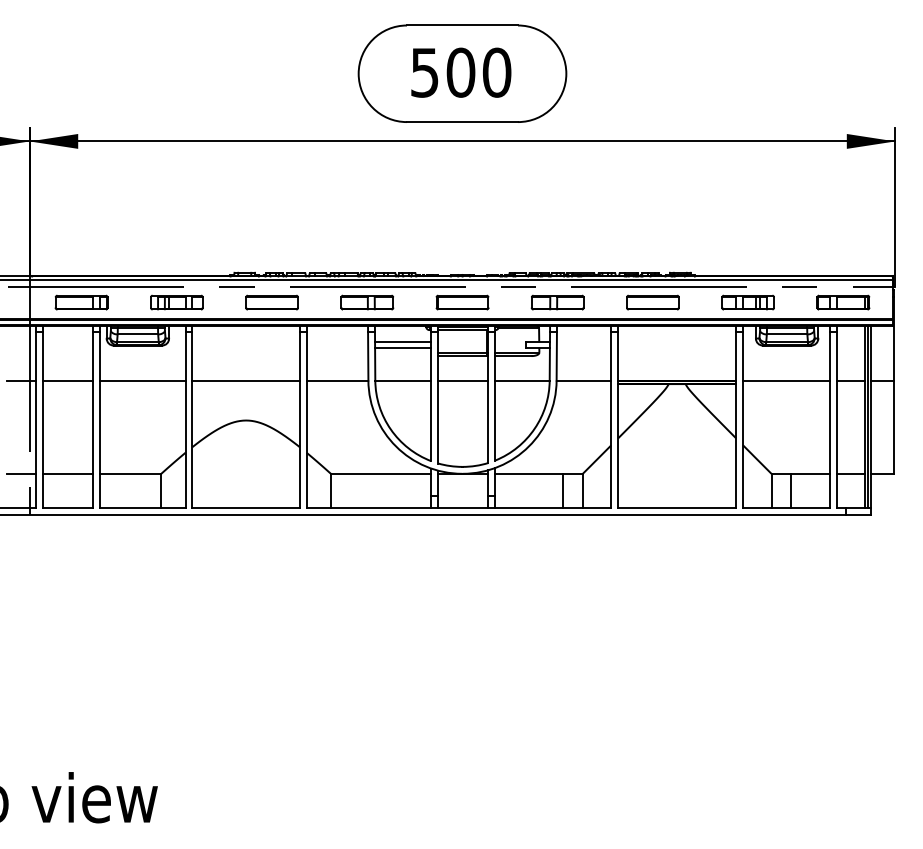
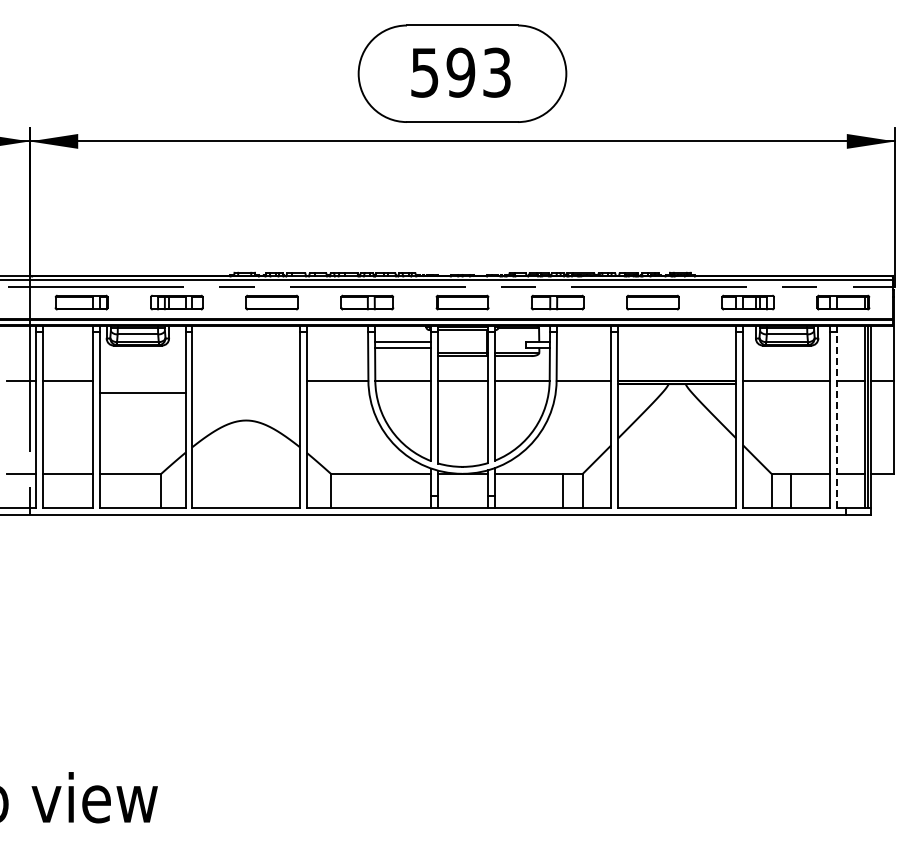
text: 500 -> 593 (478, 72)
line position: (142, 380) -> (142, 392) (142, 392)
line: present -> none (245, 380)
line: solid -> dashed (836, 419)
